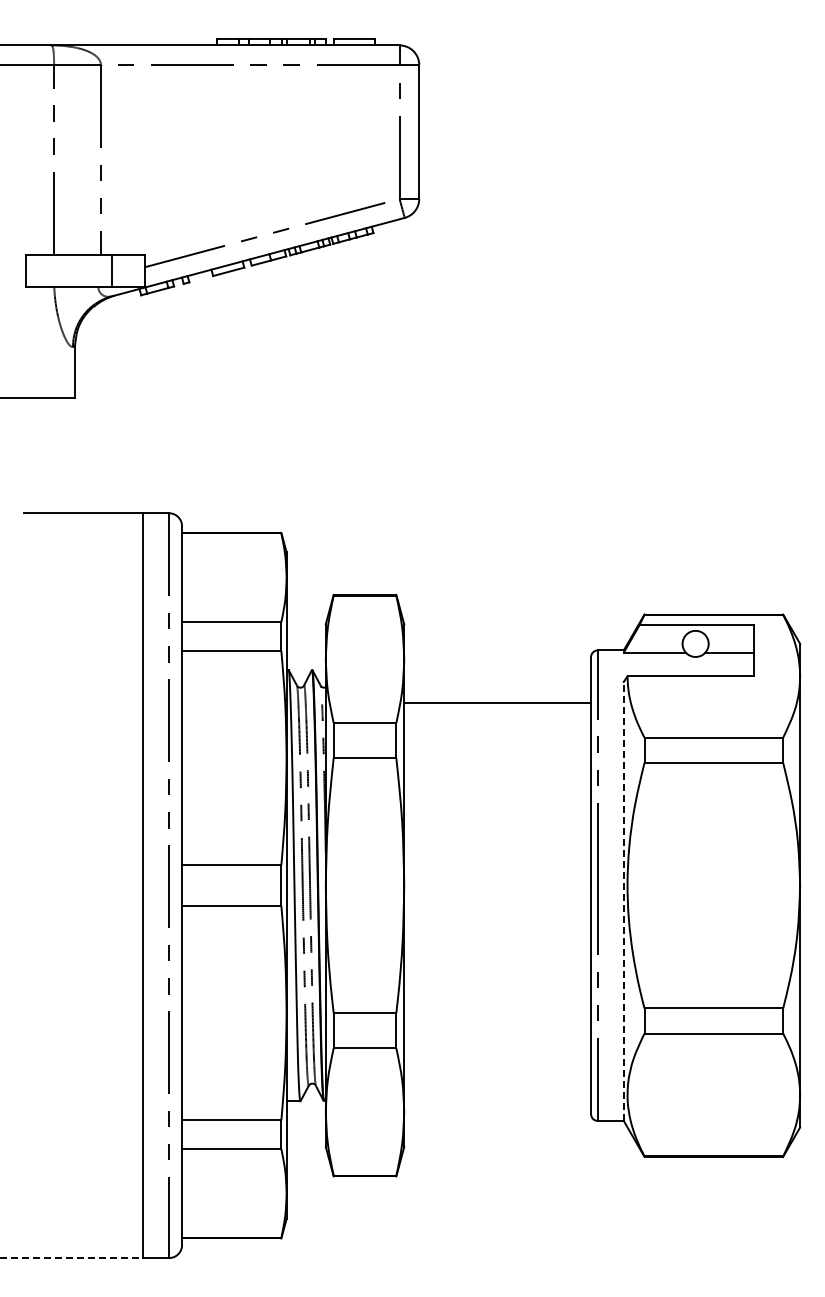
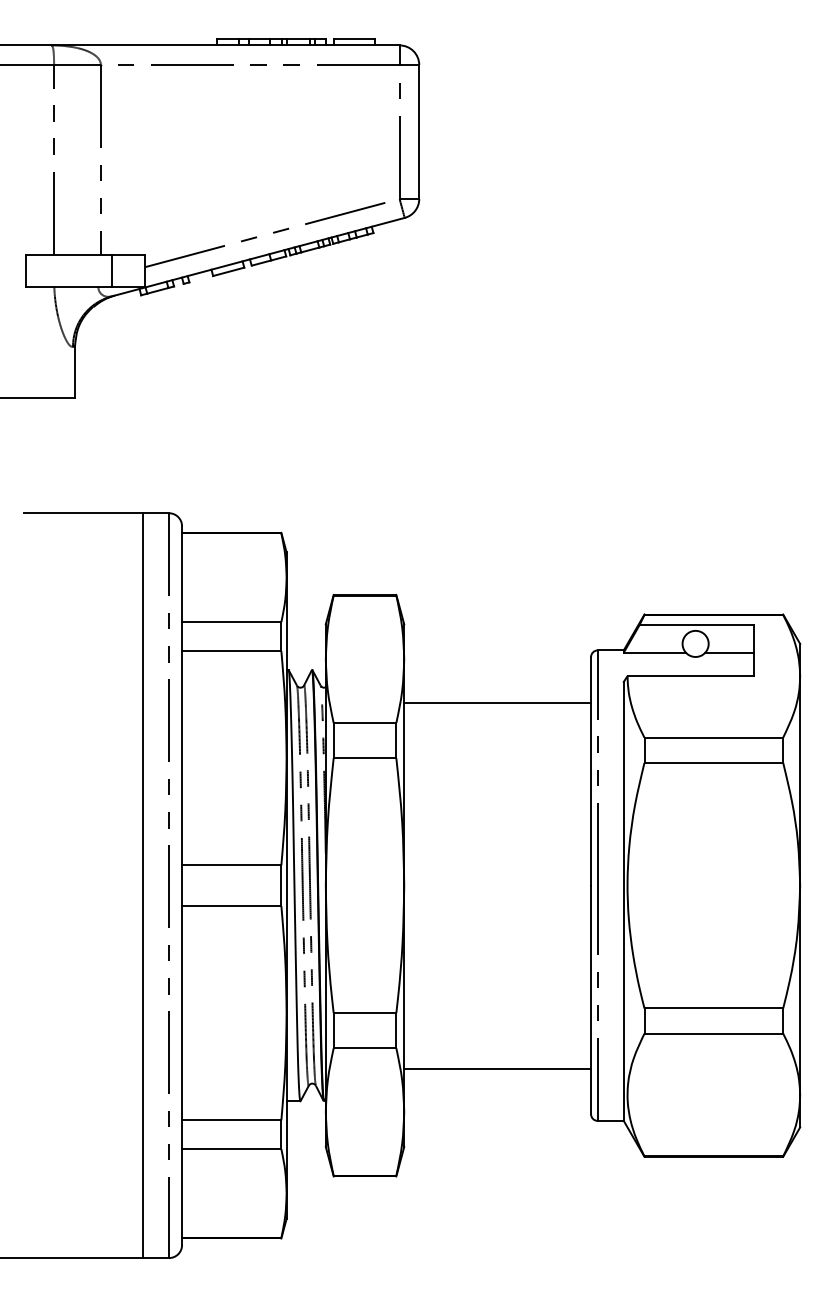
line: dashed -> solid (623, 900)
line: none -> present (497, 1068)
line: dashed -> solid (71, 1258)
